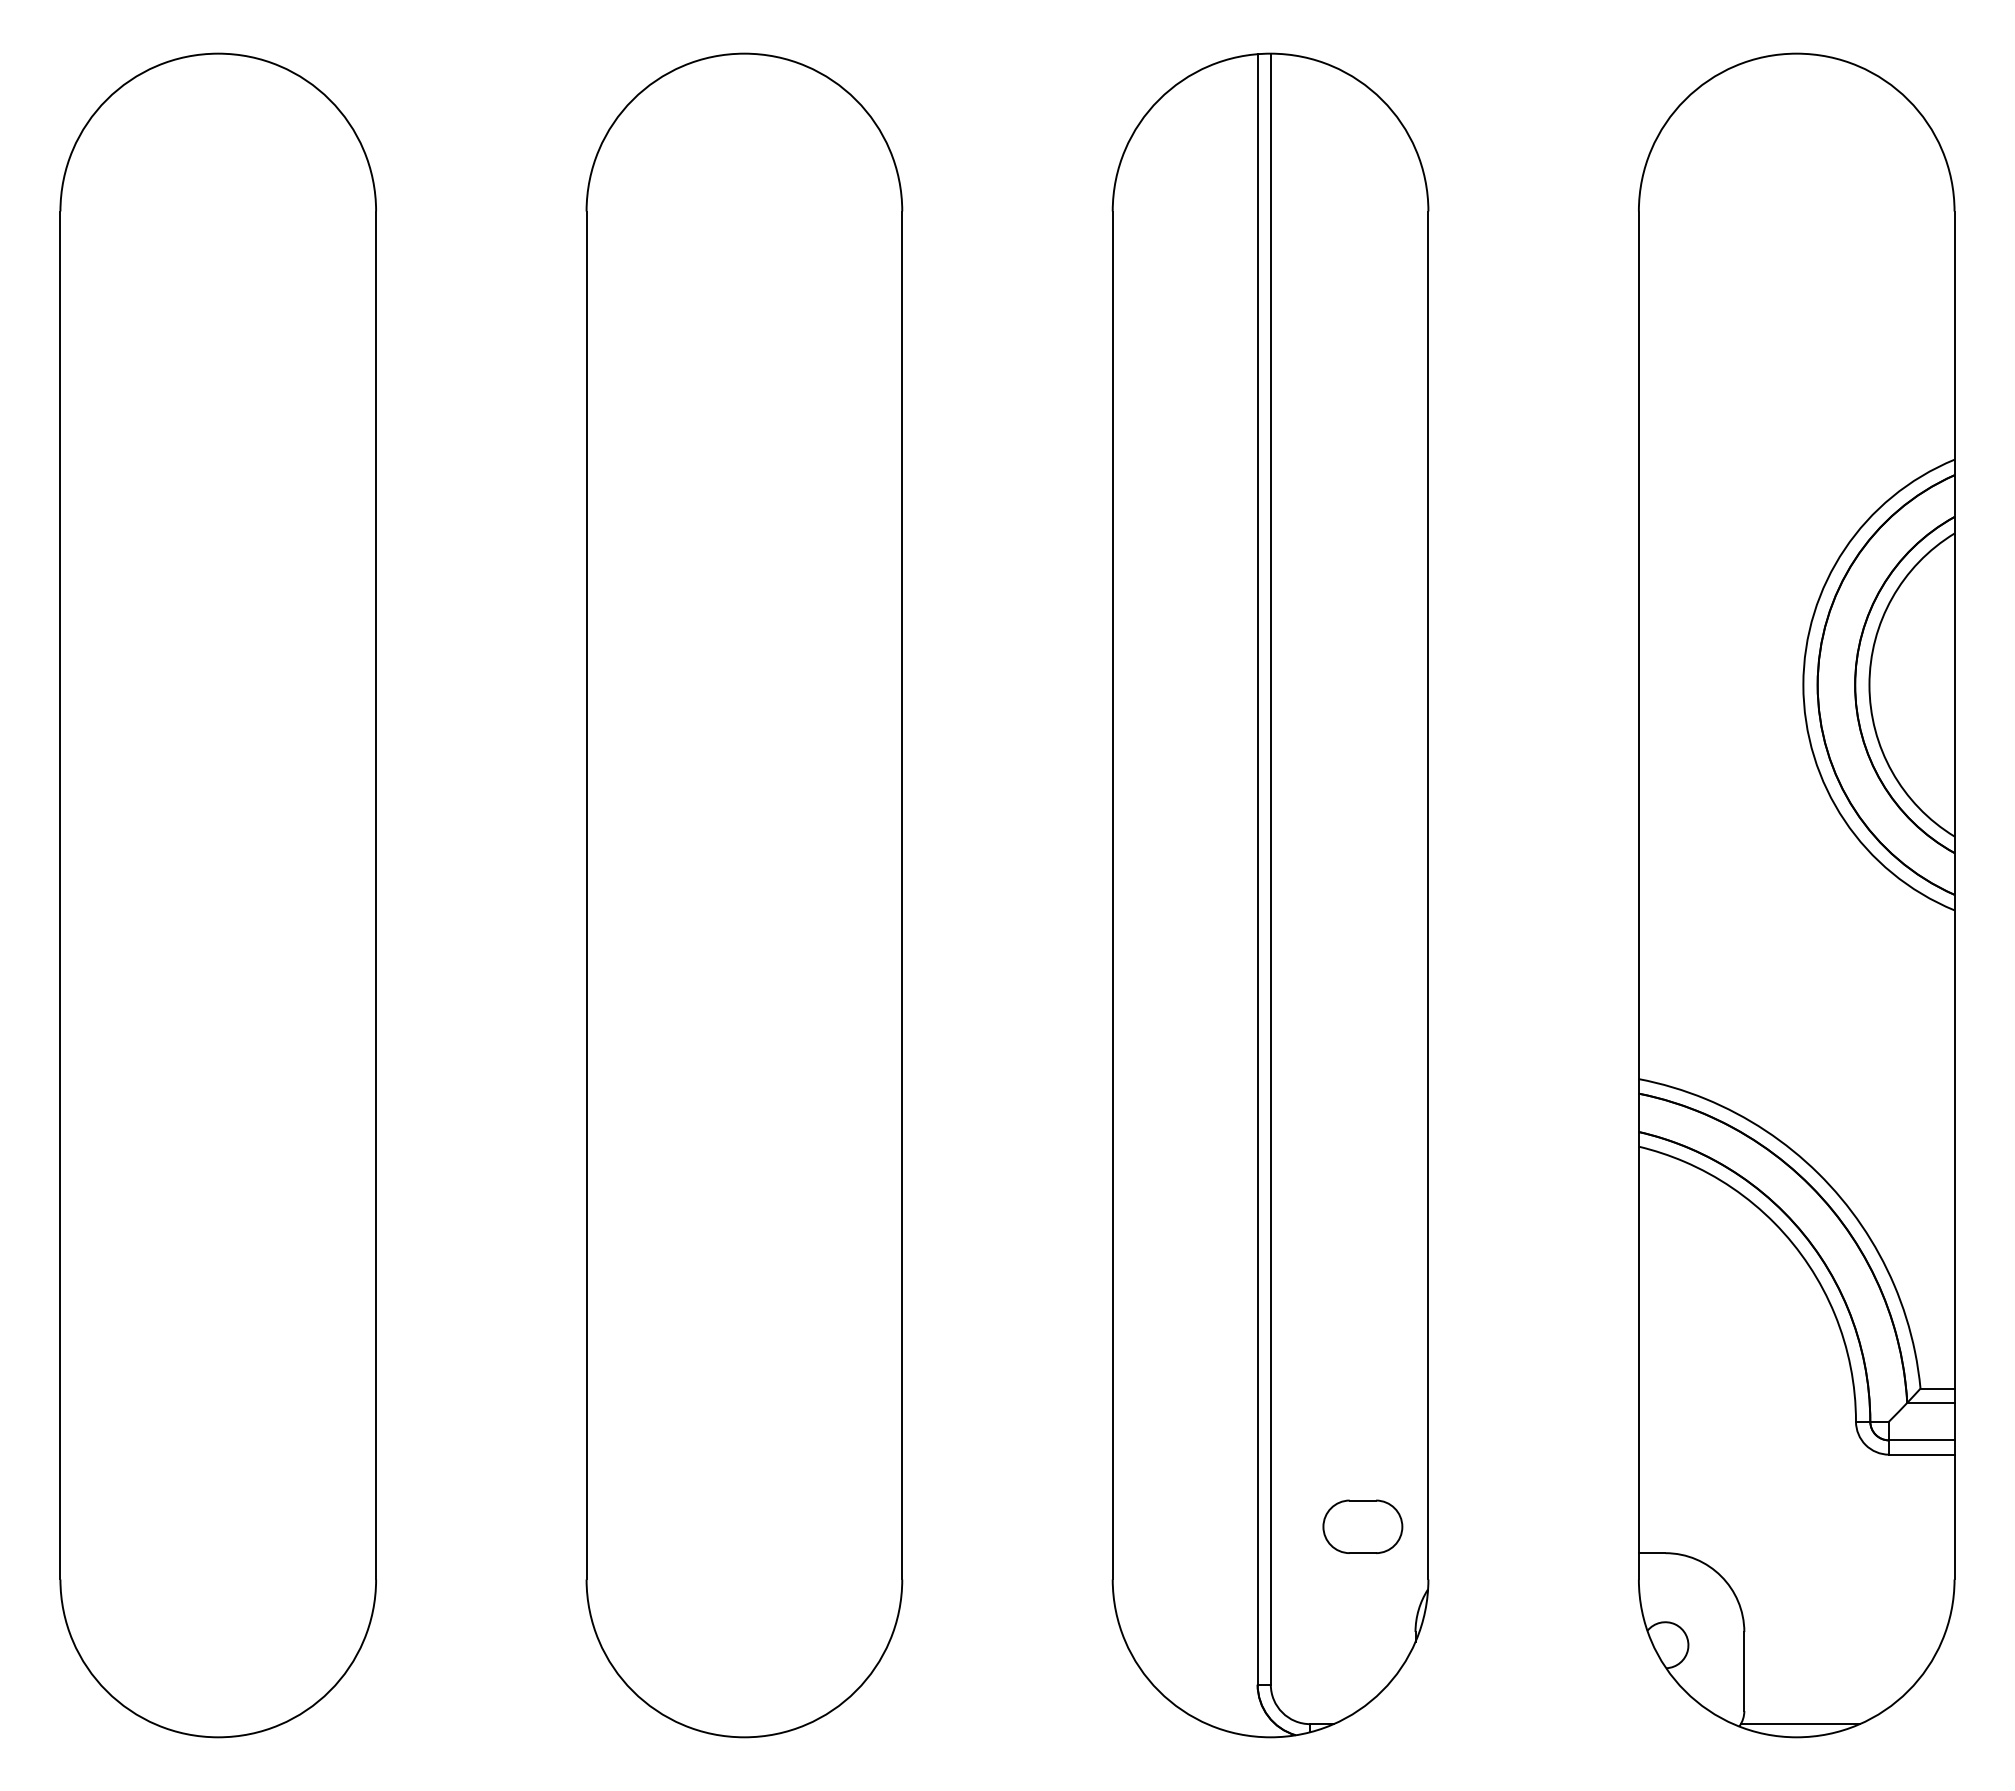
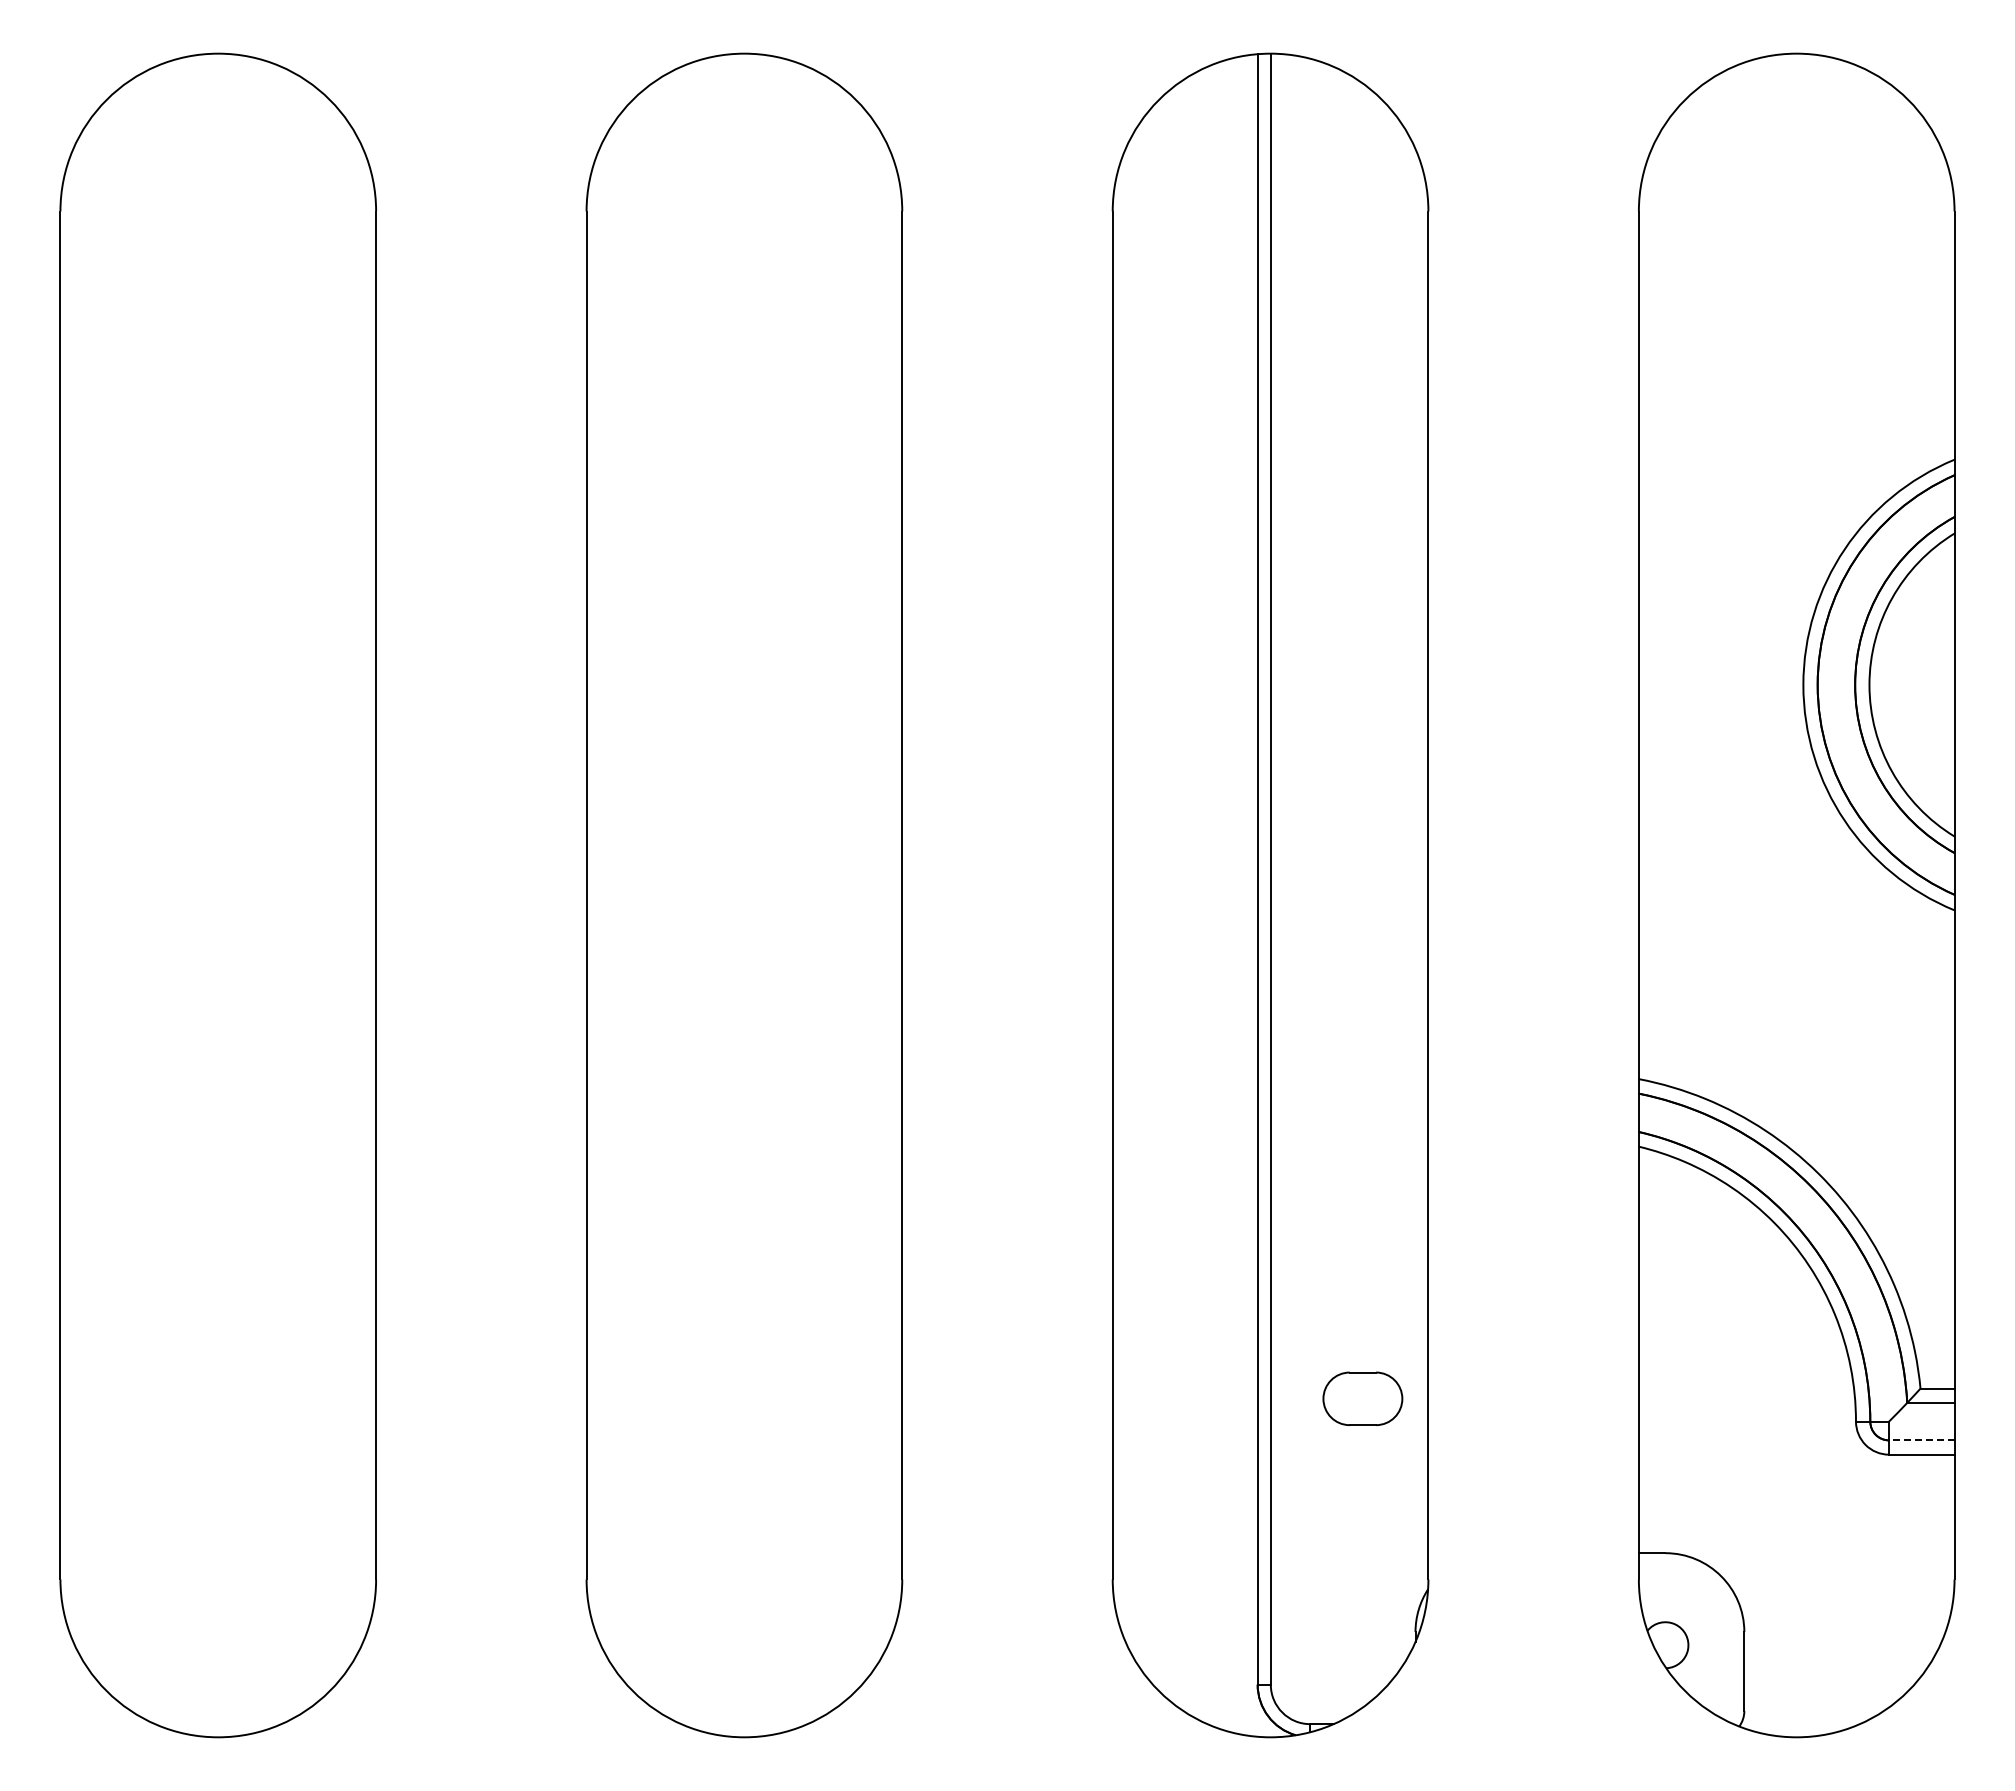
line: solid -> dashed (1921, 1440)
part position: (1362, 1526) -> (1362, 1398) (1362, 1398)
line: present -> none (1799, 1724)
